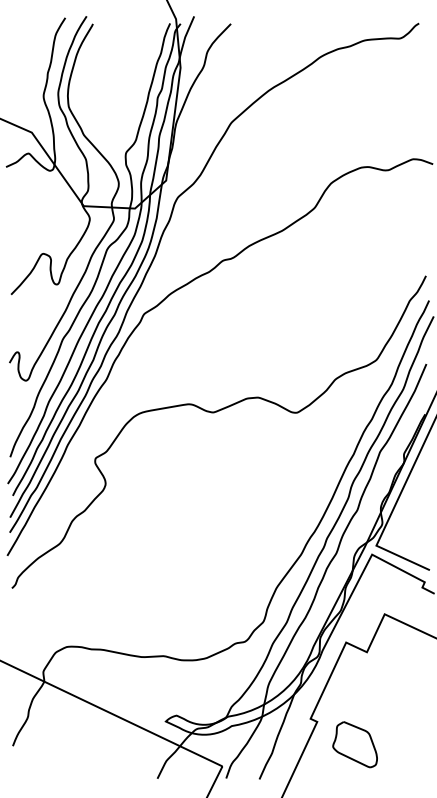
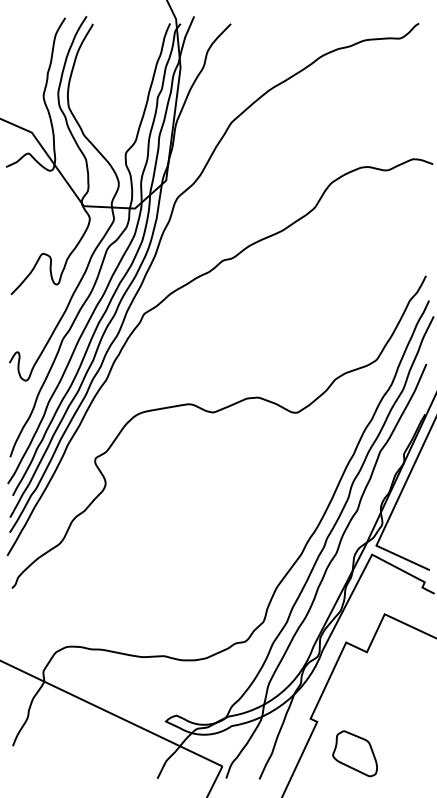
part position: (354, 744) -> (354, 753) (354, 753)
